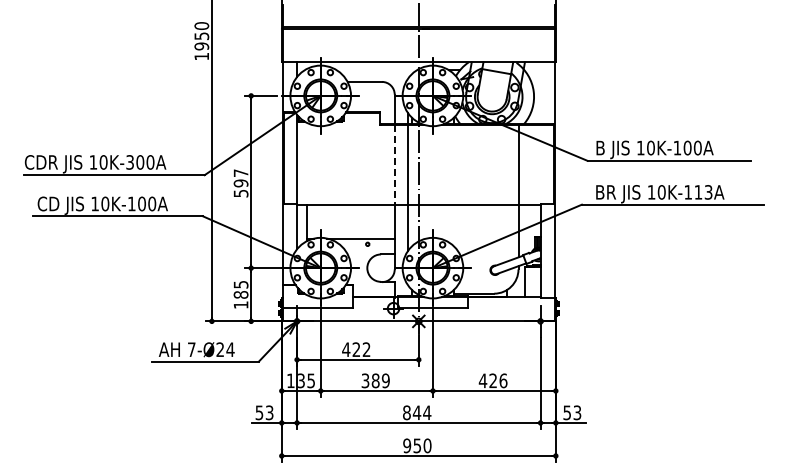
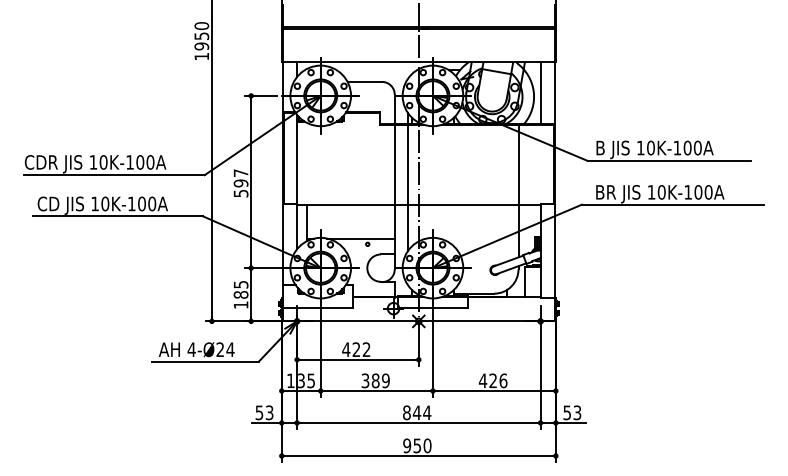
line: none -> present (540, 92)
text: 10K-300A -> 10K-100A (129, 162)
line: dashed -> solid (394, 164)
text: 10K-113A -> 10K-100A (703, 192)
text: 7-Ø24 -> 4-Ø24 (191, 349)
